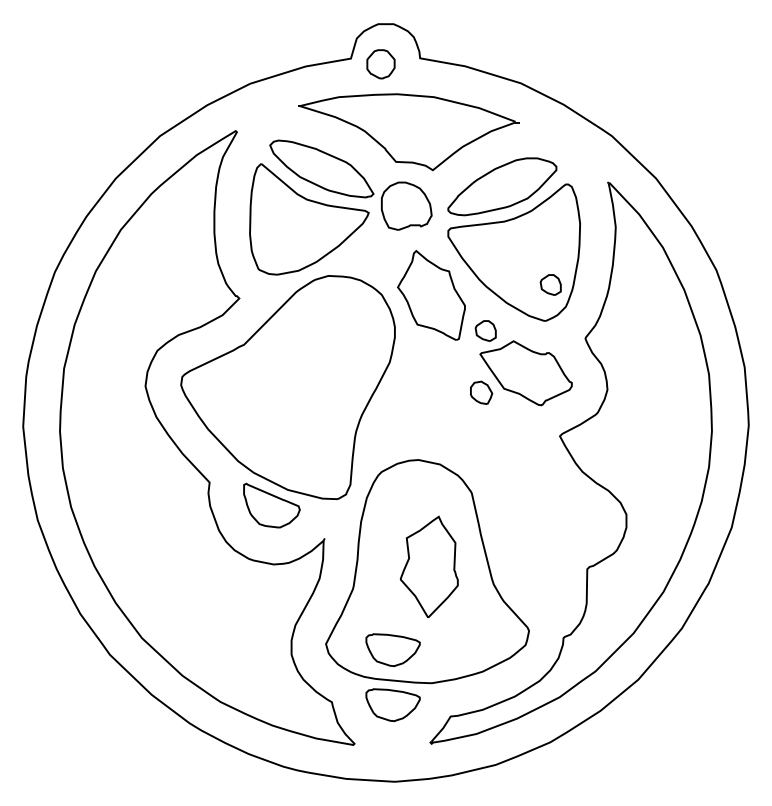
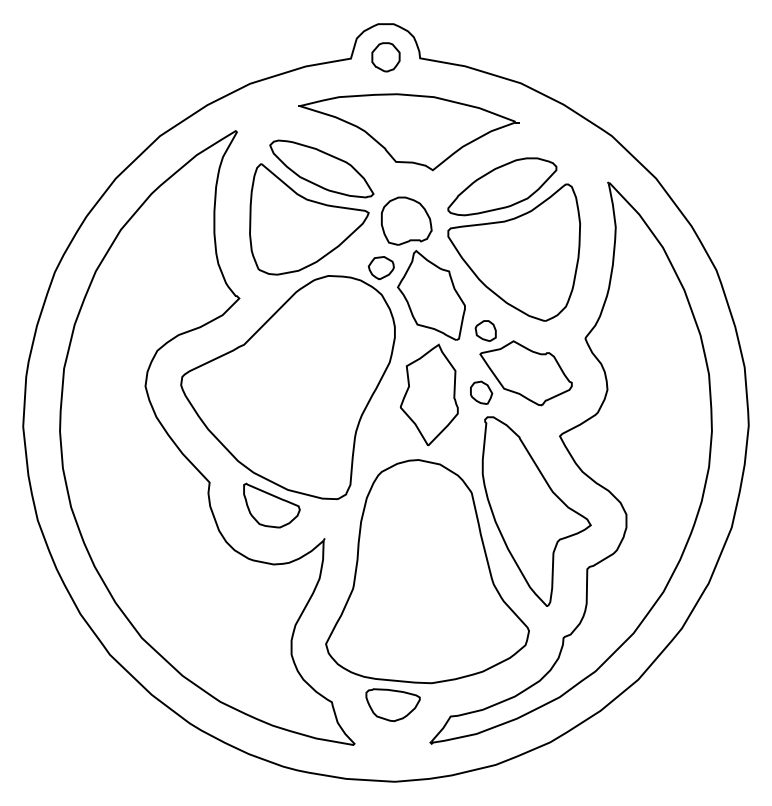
part position: (380, 64) -> (385, 57) (385, 57)
part position: (406, 205) -> (406, 220) (406, 220)
part: none -> present (380, 267)
part: present -> none (550, 284)
part: none -> present (536, 511)
part position: (429, 566) -> (429, 394) (429, 394)
part: present -> none (392, 650)
